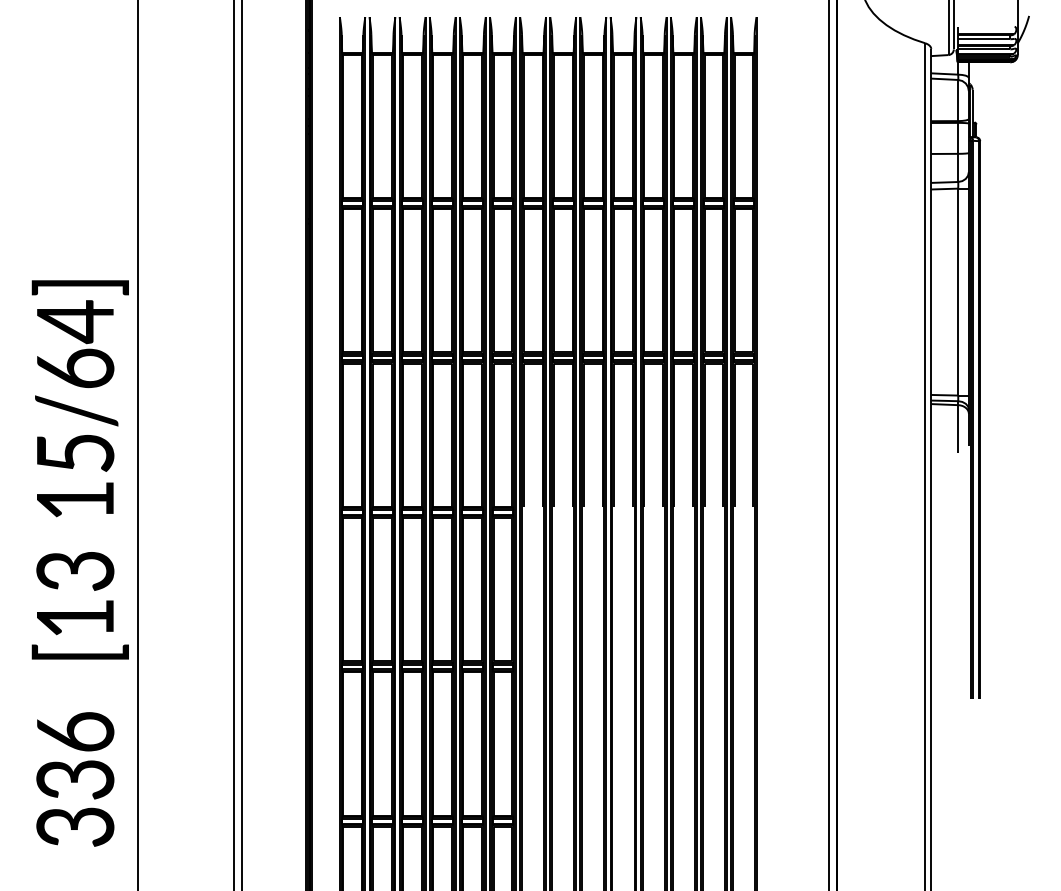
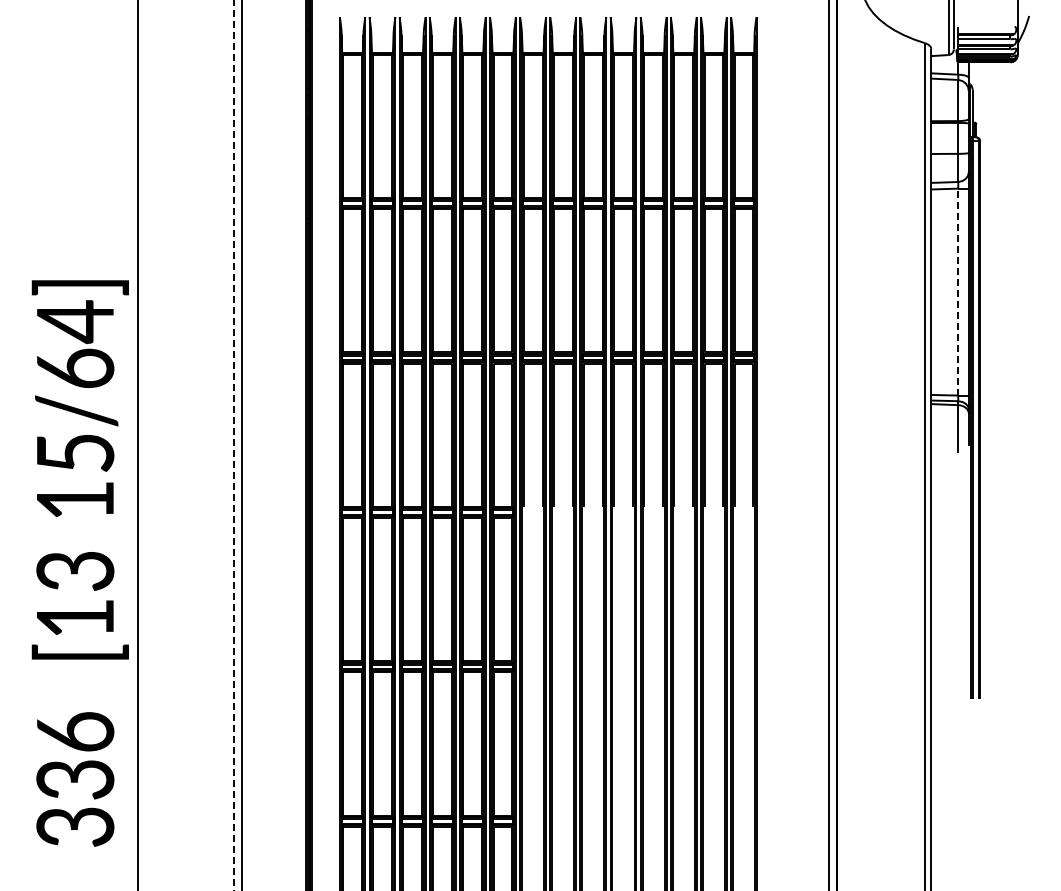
line: solid -> dashed (958, 291)
line: solid -> dashed (234, 445)
